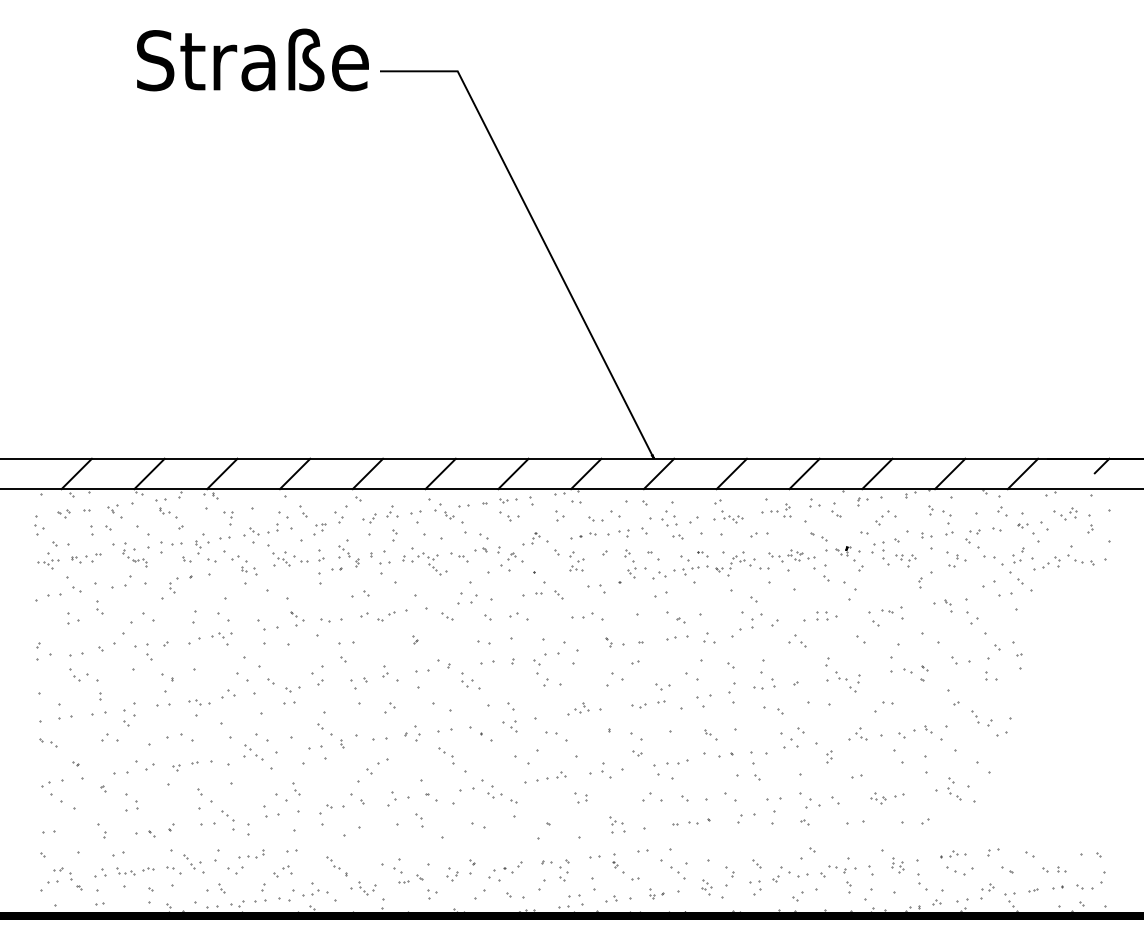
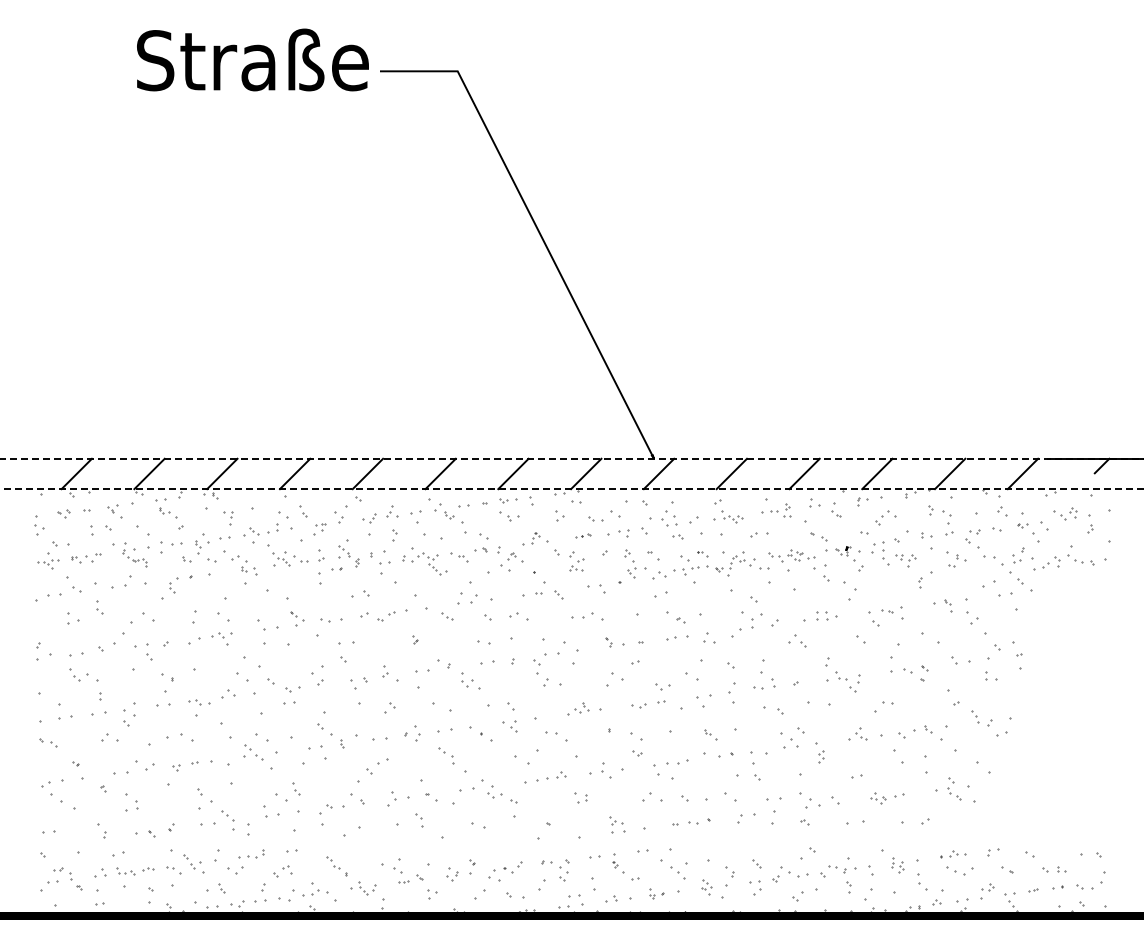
line: solid -> dashed (571, 458)
line: solid -> dashed (572, 489)
part size: 27x8 px -> 17x6 px (583, 535)
part position: (829, 756) -> (821, 756) (821, 756)
